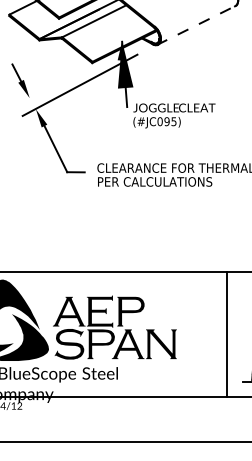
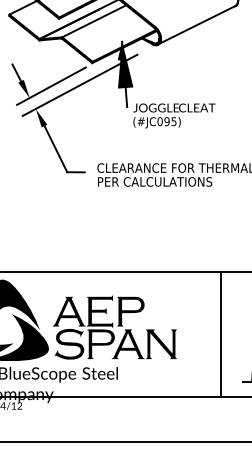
line: dashed -> solid (196, 25)
line: none -> present (51, 85)
line position: (226, 334) -> (220, 334) (220, 334)
